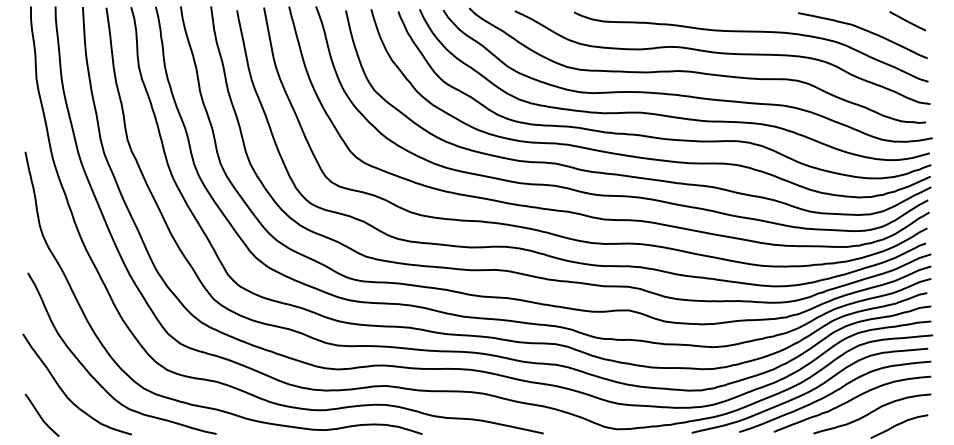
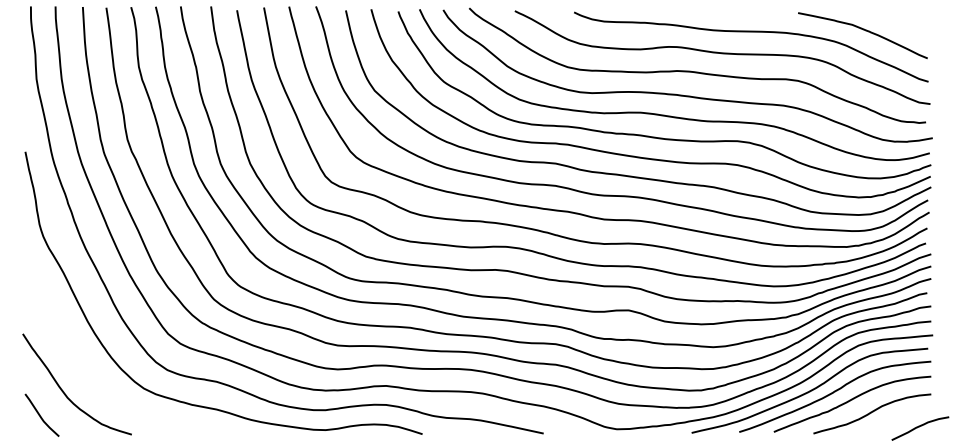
line: present -> none (907, 21)
curve: present -> none (95, 378)
curve position: (898, 425) -> (919, 427) (919, 427)
